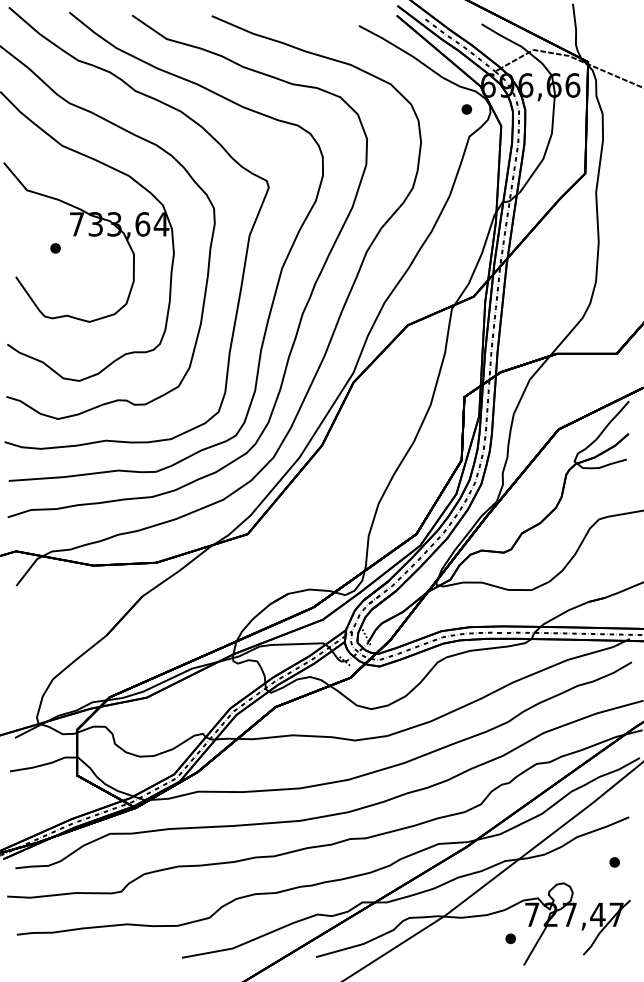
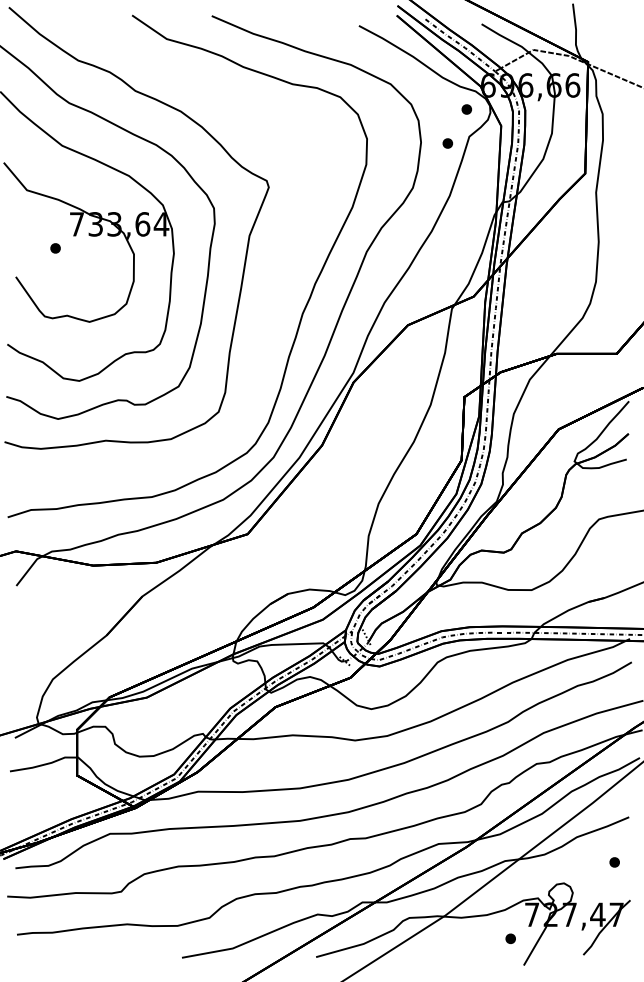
part: none -> present (447, 143)
curve: present -> none (279, 273)
